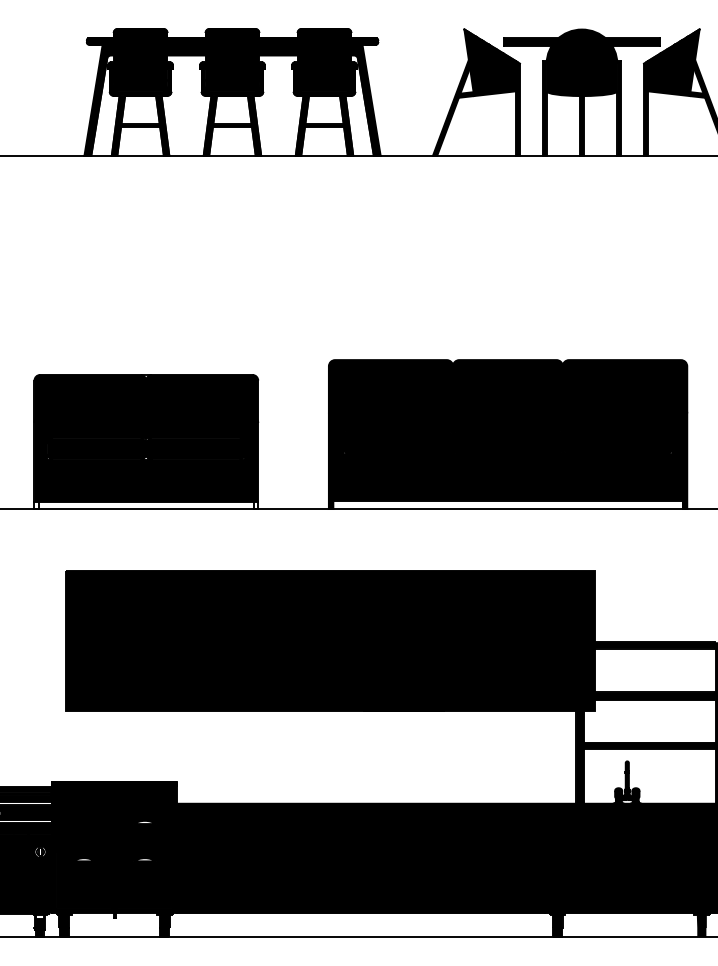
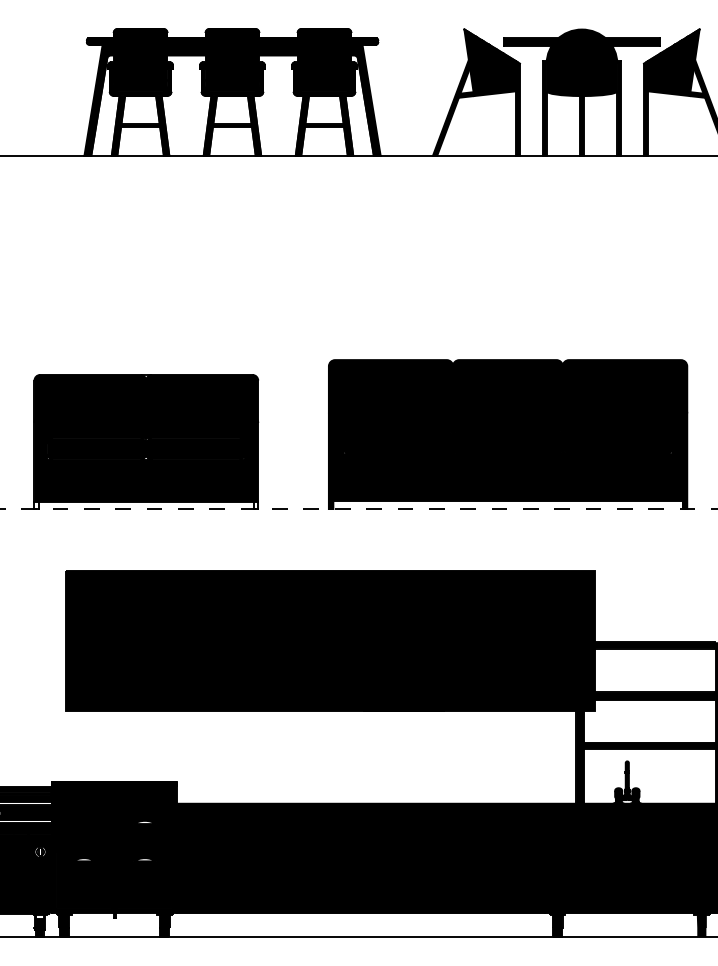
line: solid -> dashed (359, 509)
